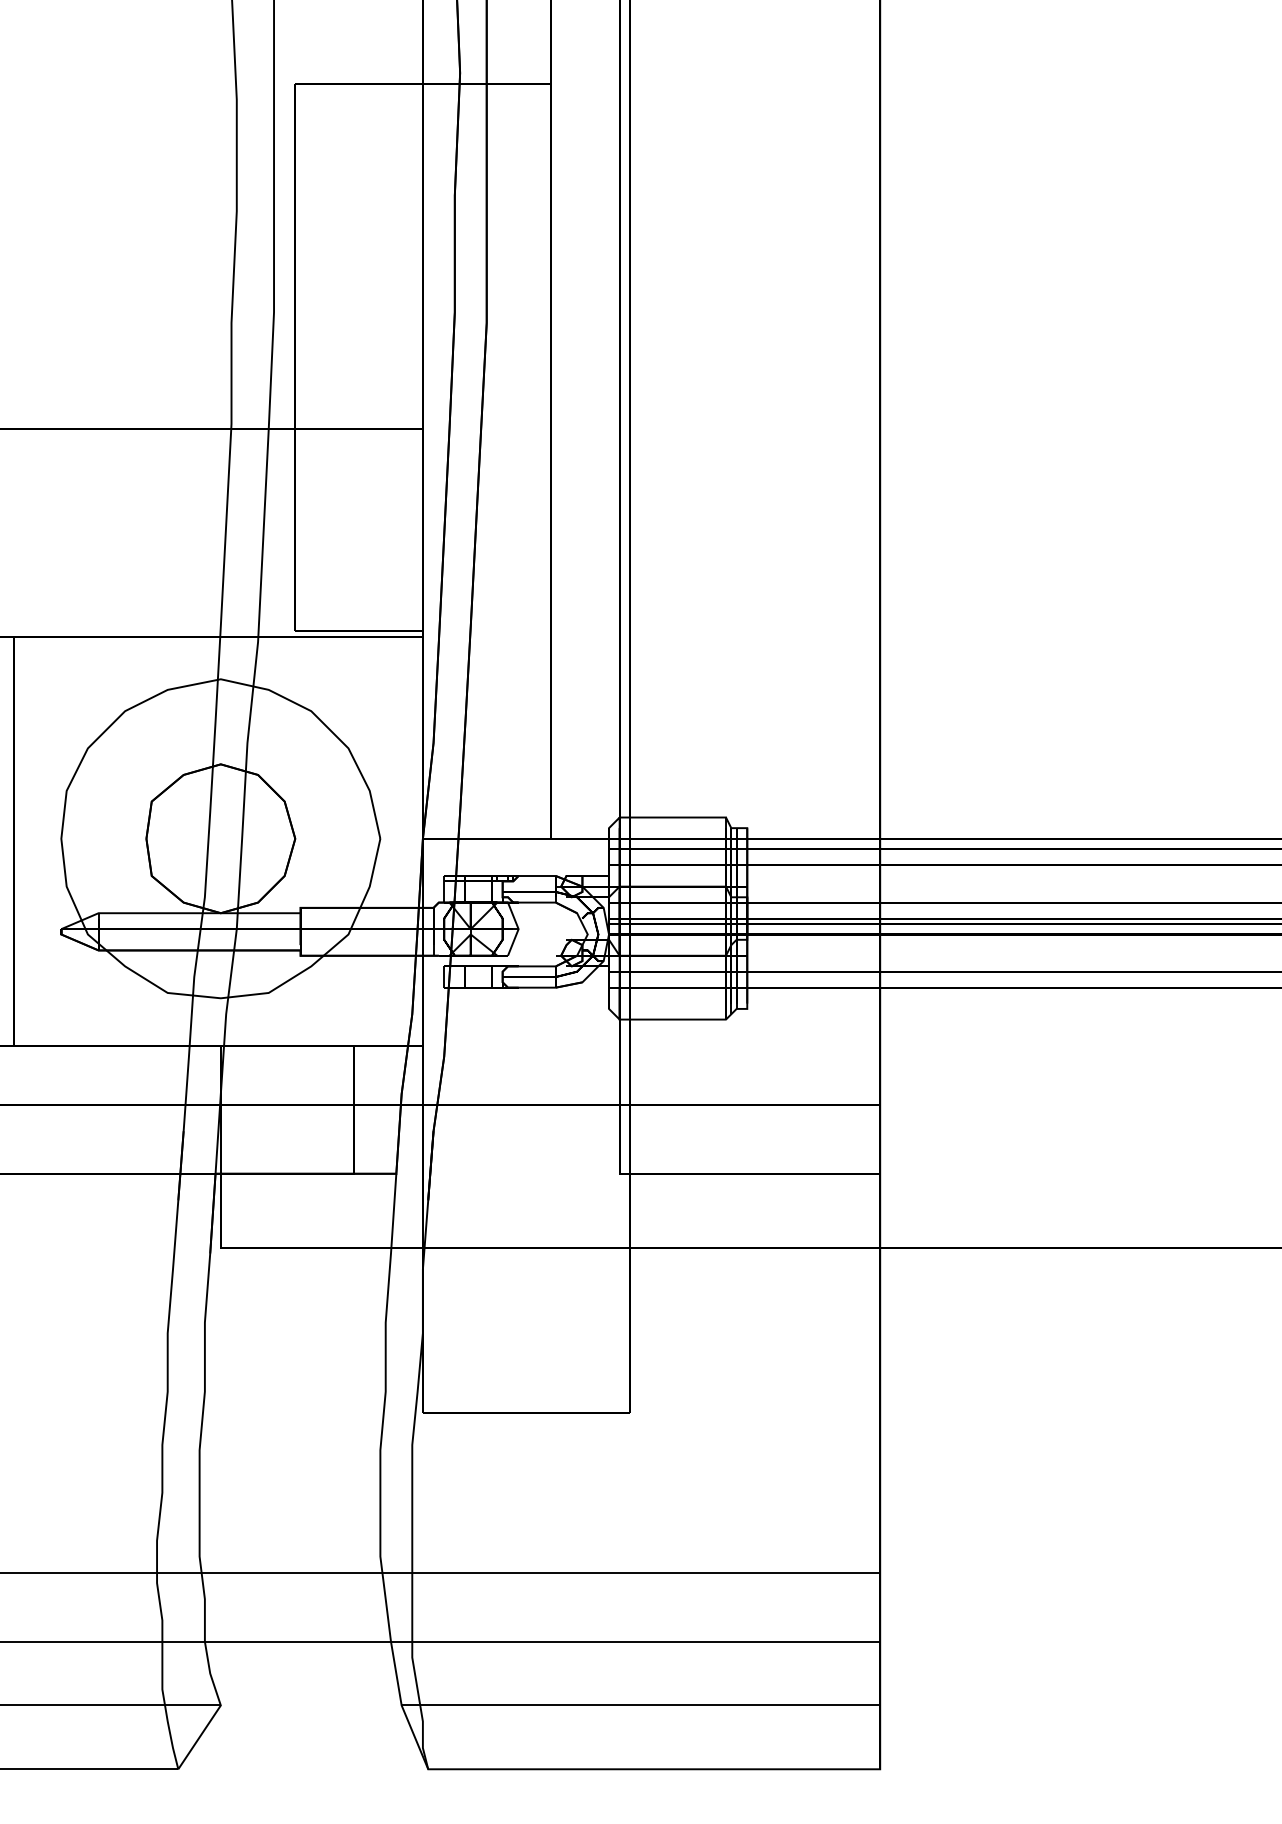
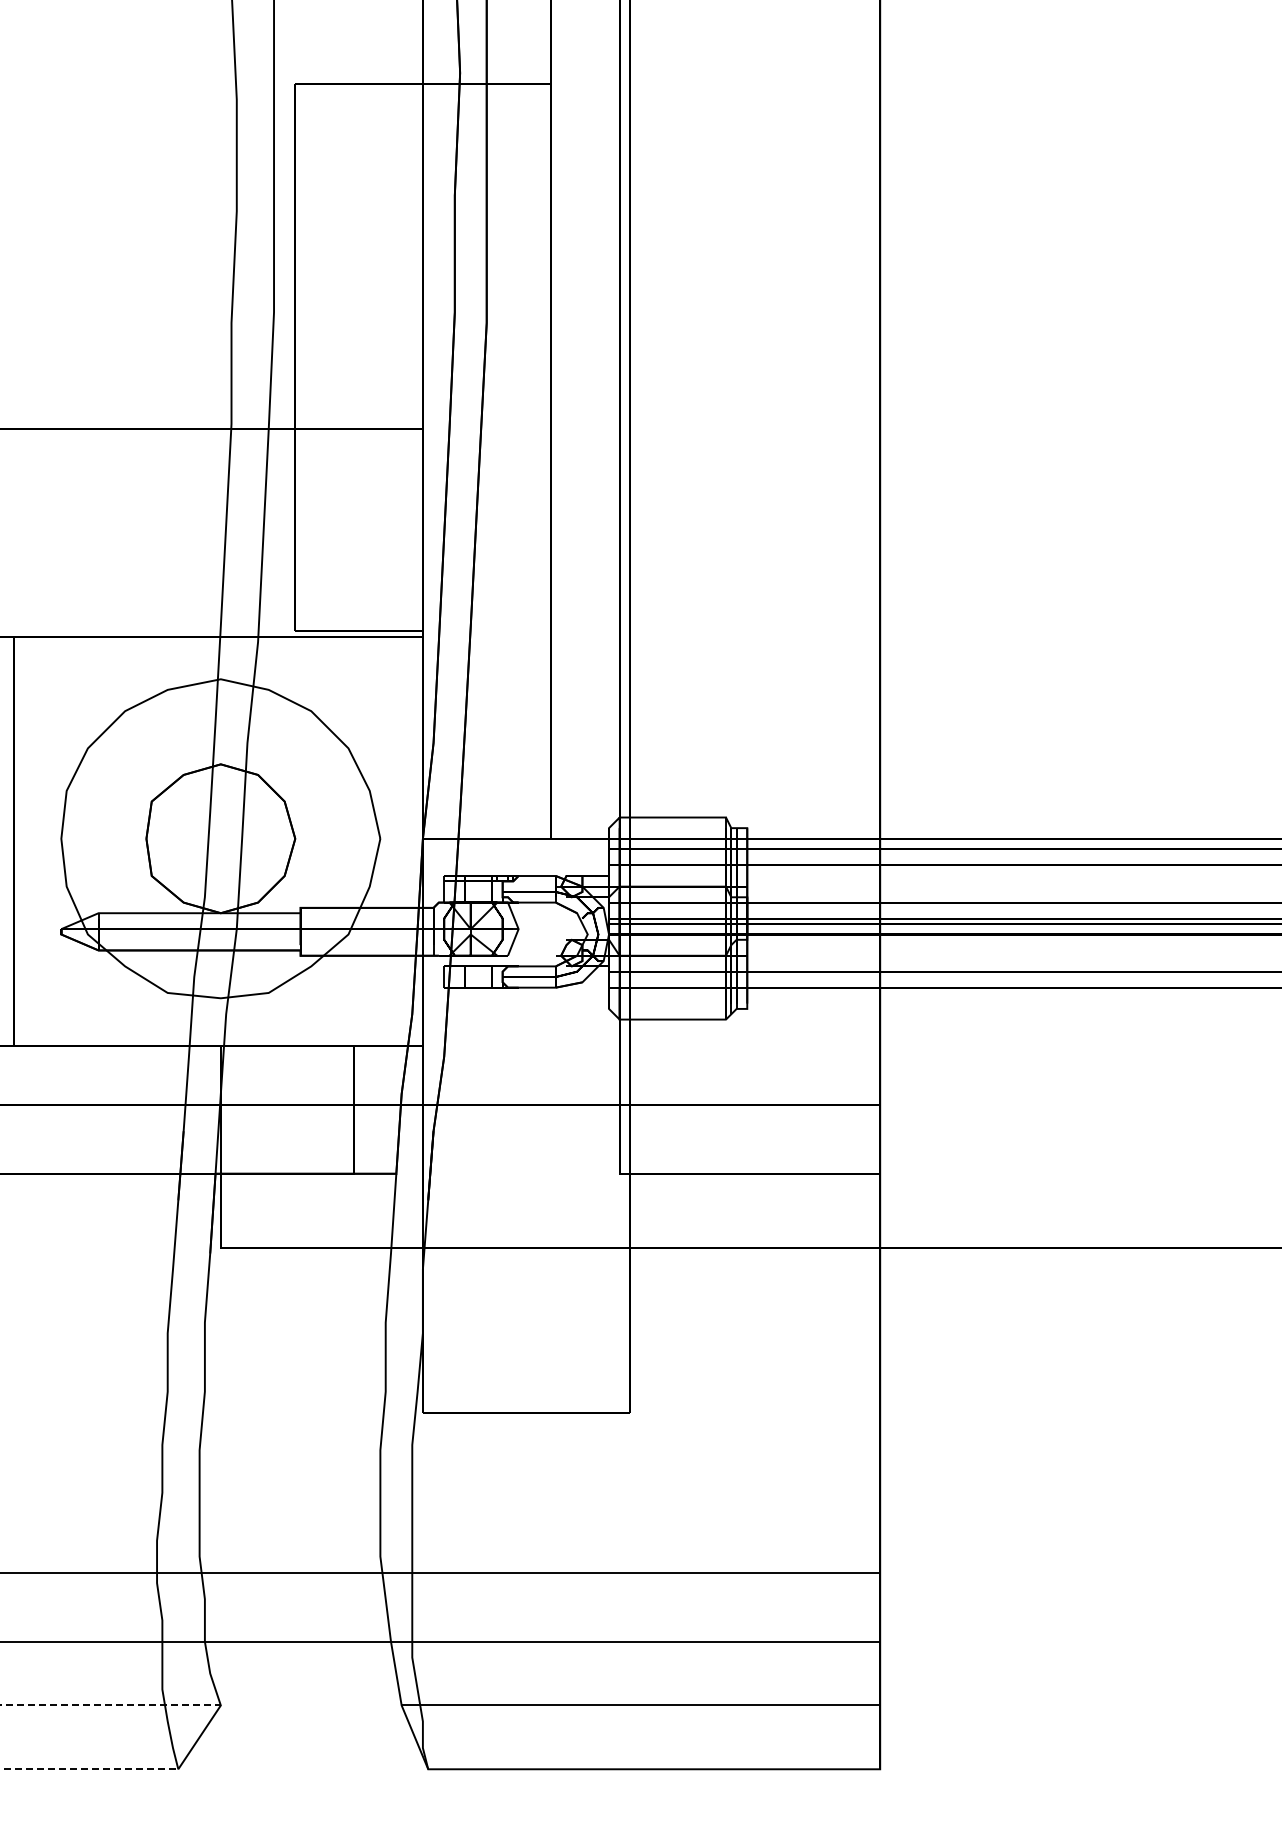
line: solid -> dashed (110, 1705)
line: solid -> dashed (89, 1769)
